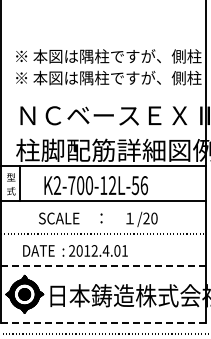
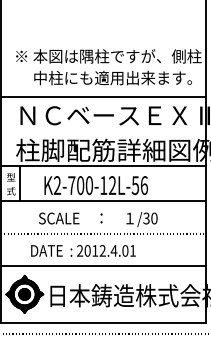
text: ※ 本図は隅柱ですが、側柱 -> 中柱にも適用出来ます。 (108, 77)
line: none -> present (104, 96)
text: /20 -> /30 (146, 218)
text position: (75, 250) -> (83, 250) (83, 250)
line: dashed -> solid (103, 266)
line: dashed -> solid (103, 322)
